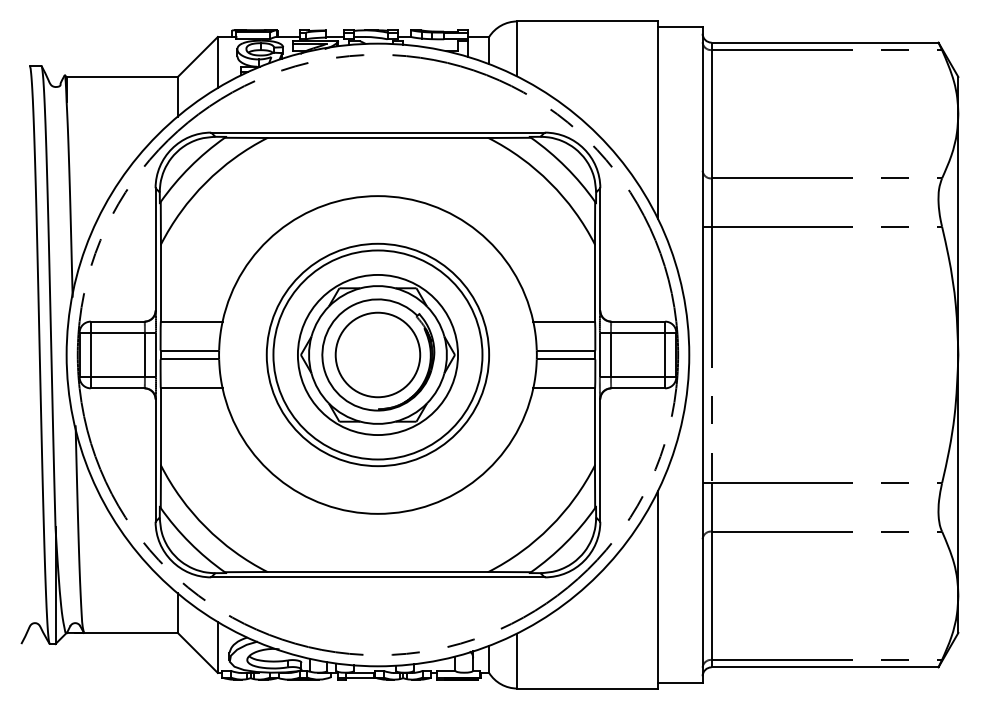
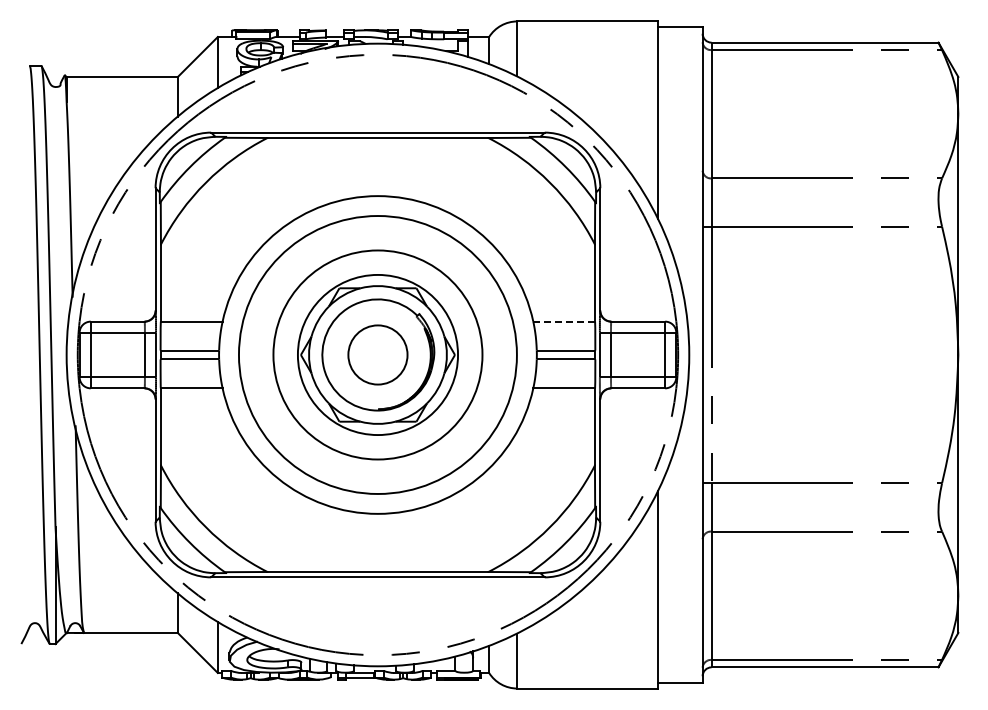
line: solid -> dashed (564, 321)
circle diameter: 222 px -> 278 px (377, 354)
circle diameter: 85 px -> 59 px (377, 354)
